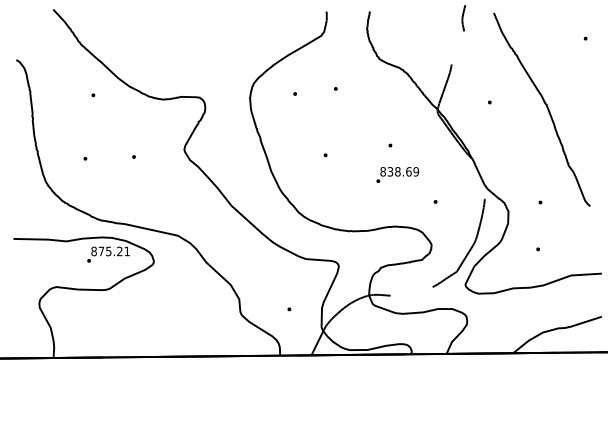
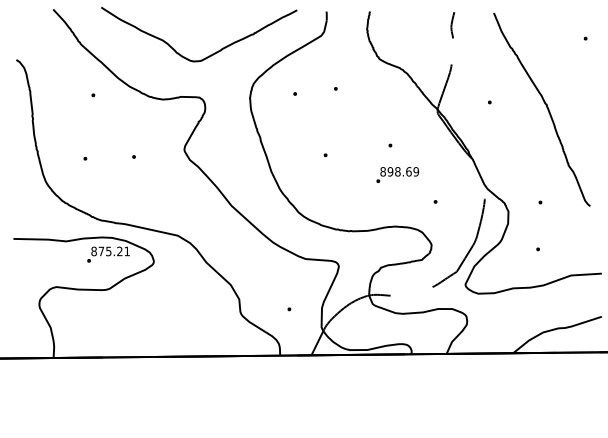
curve position: (463, 18) -> (452, 25) (452, 25)
curve: none -> present (210, 54)
text: 838.69 -> 898.69 (390, 171)
